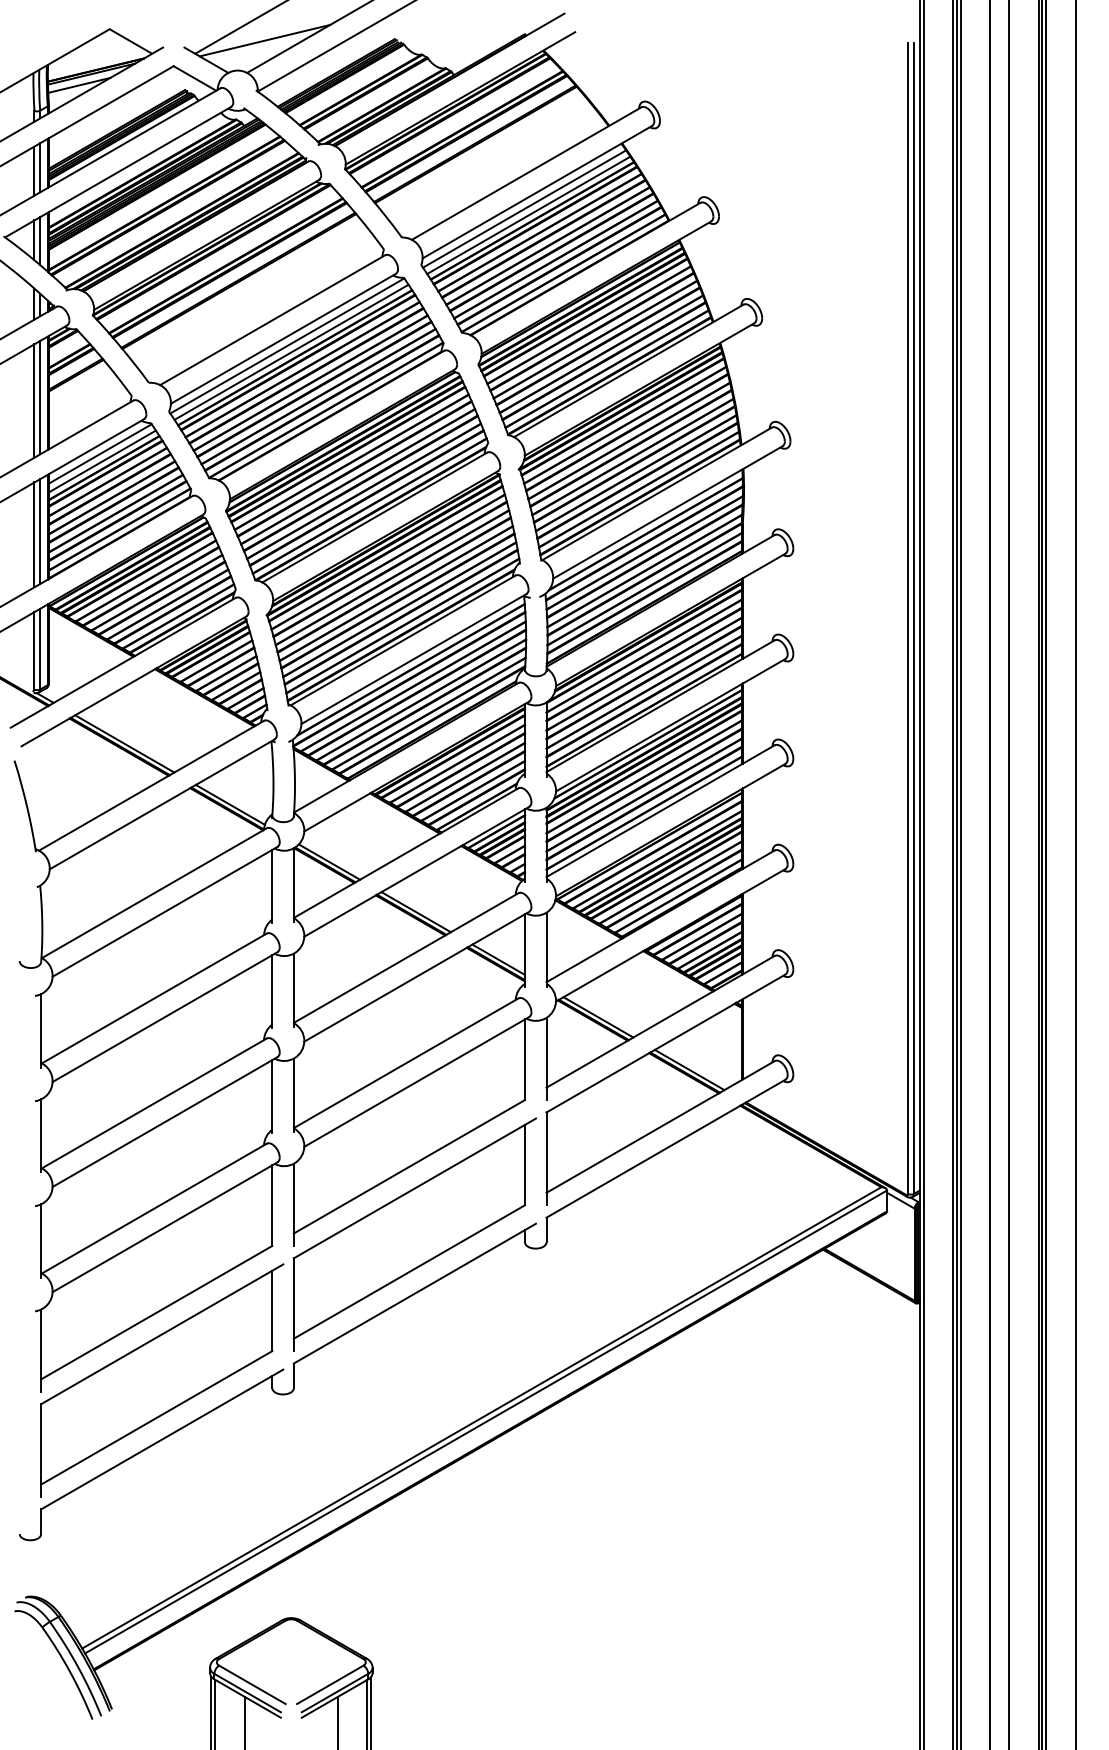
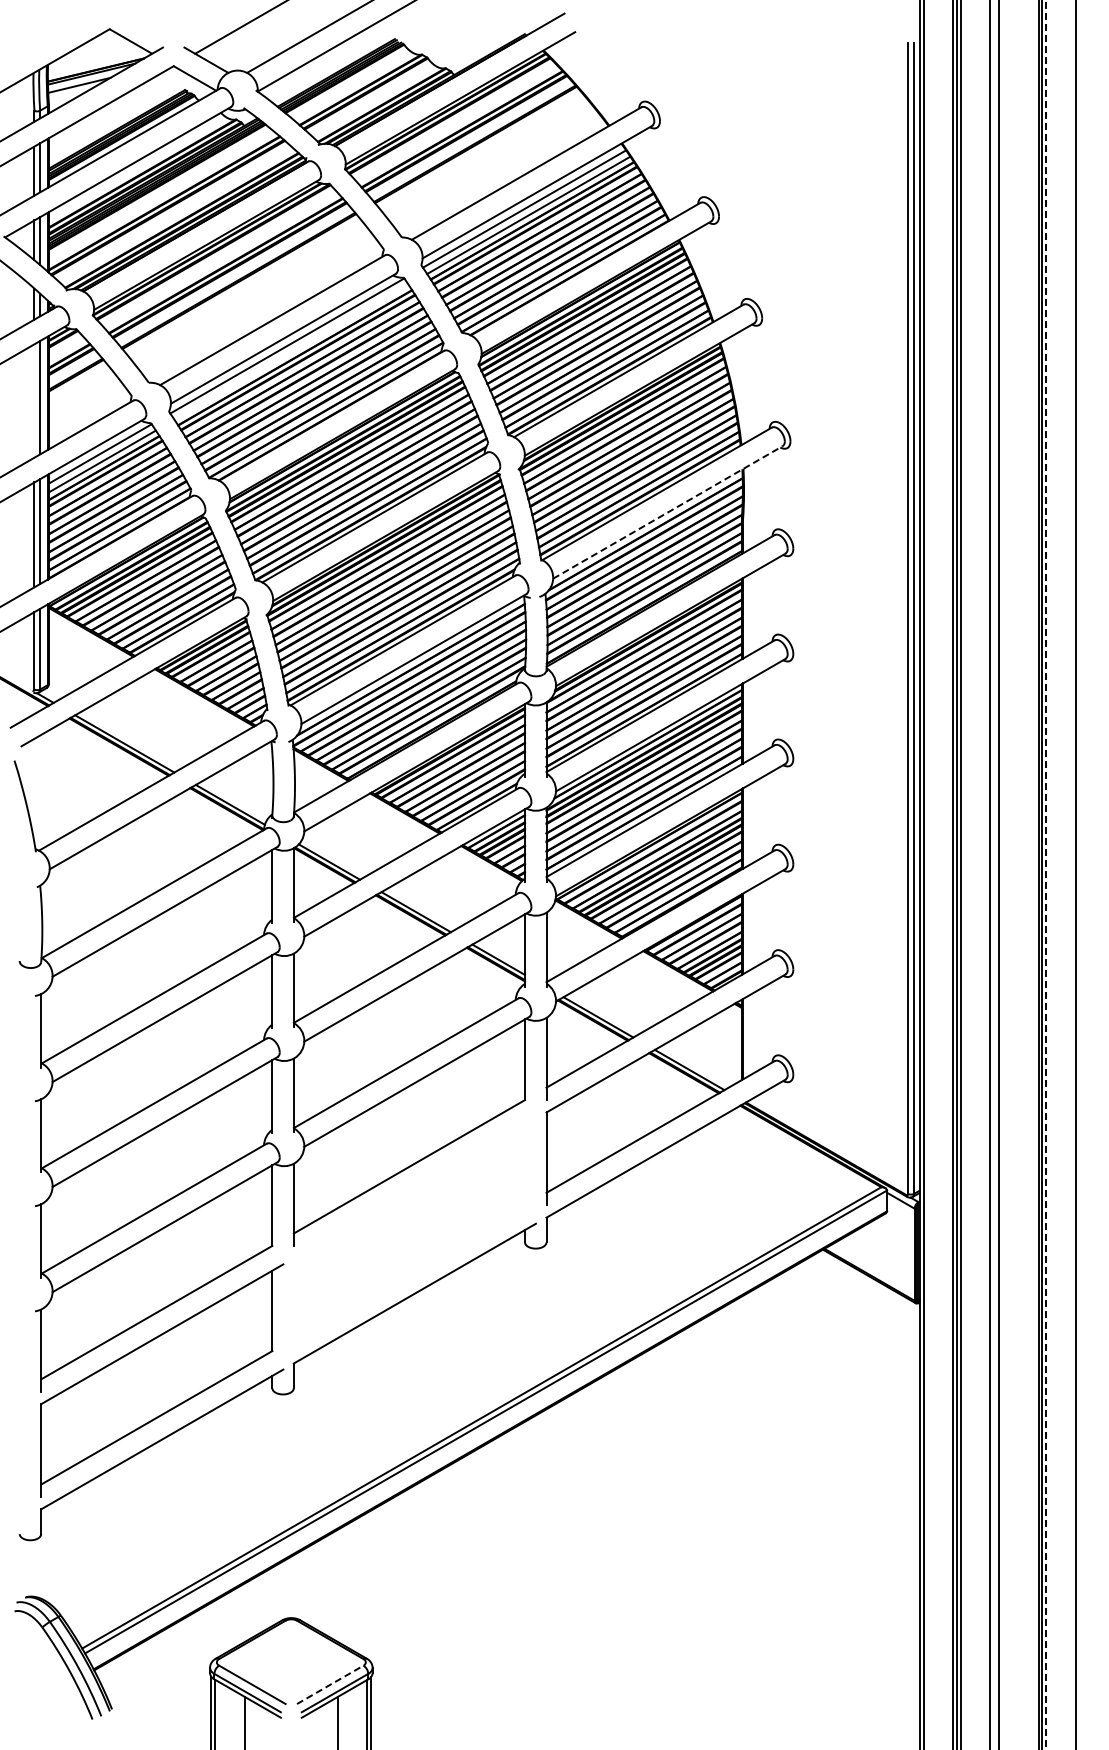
line: present -> none (264, 40)
line: present -> none (291, 351)
line: present -> none (34, 400)
line: solid -> dashed (668, 512)
line position: (1009, 874) -> (999, 874) (999, 874)
line: solid -> dashed (1046, 875)
part: present -> none (414, 1234)
line: solid -> dashed (330, 1684)
